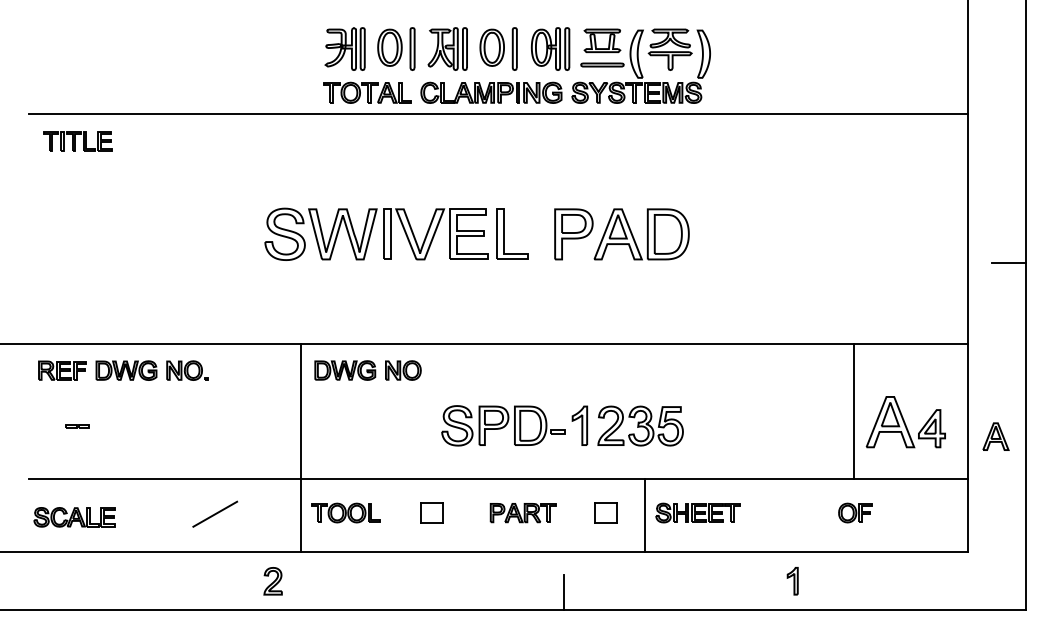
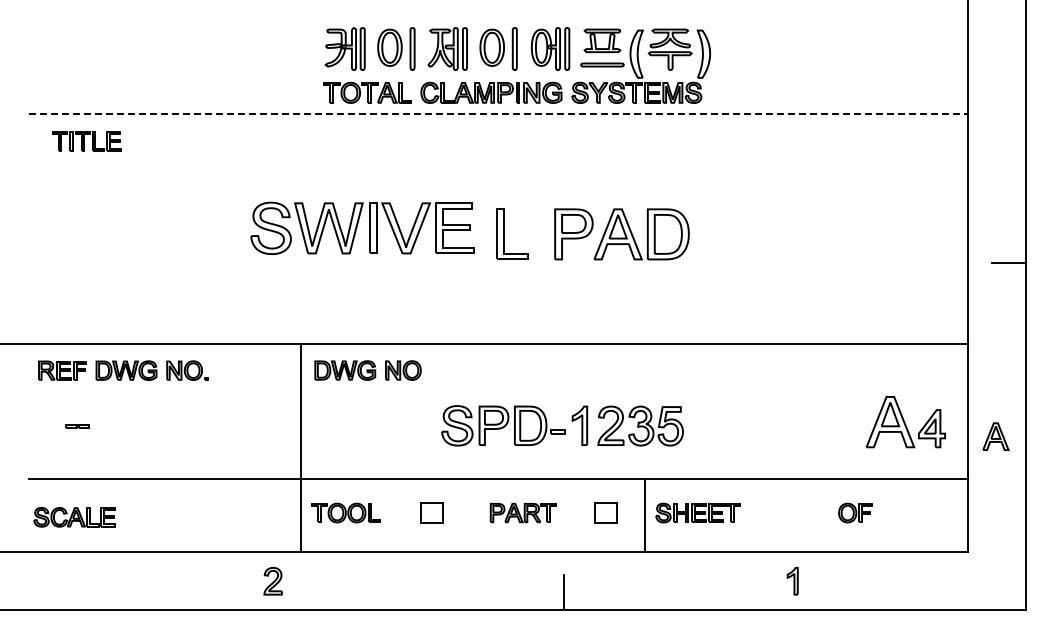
line: solid -> dashed (498, 114)
part position: (77, 141) -> (86, 141) (86, 141)
part position: (376, 233) -> (362, 227) (362, 227)
line: present -> none (853, 411)
line: present -> none (215, 513)
